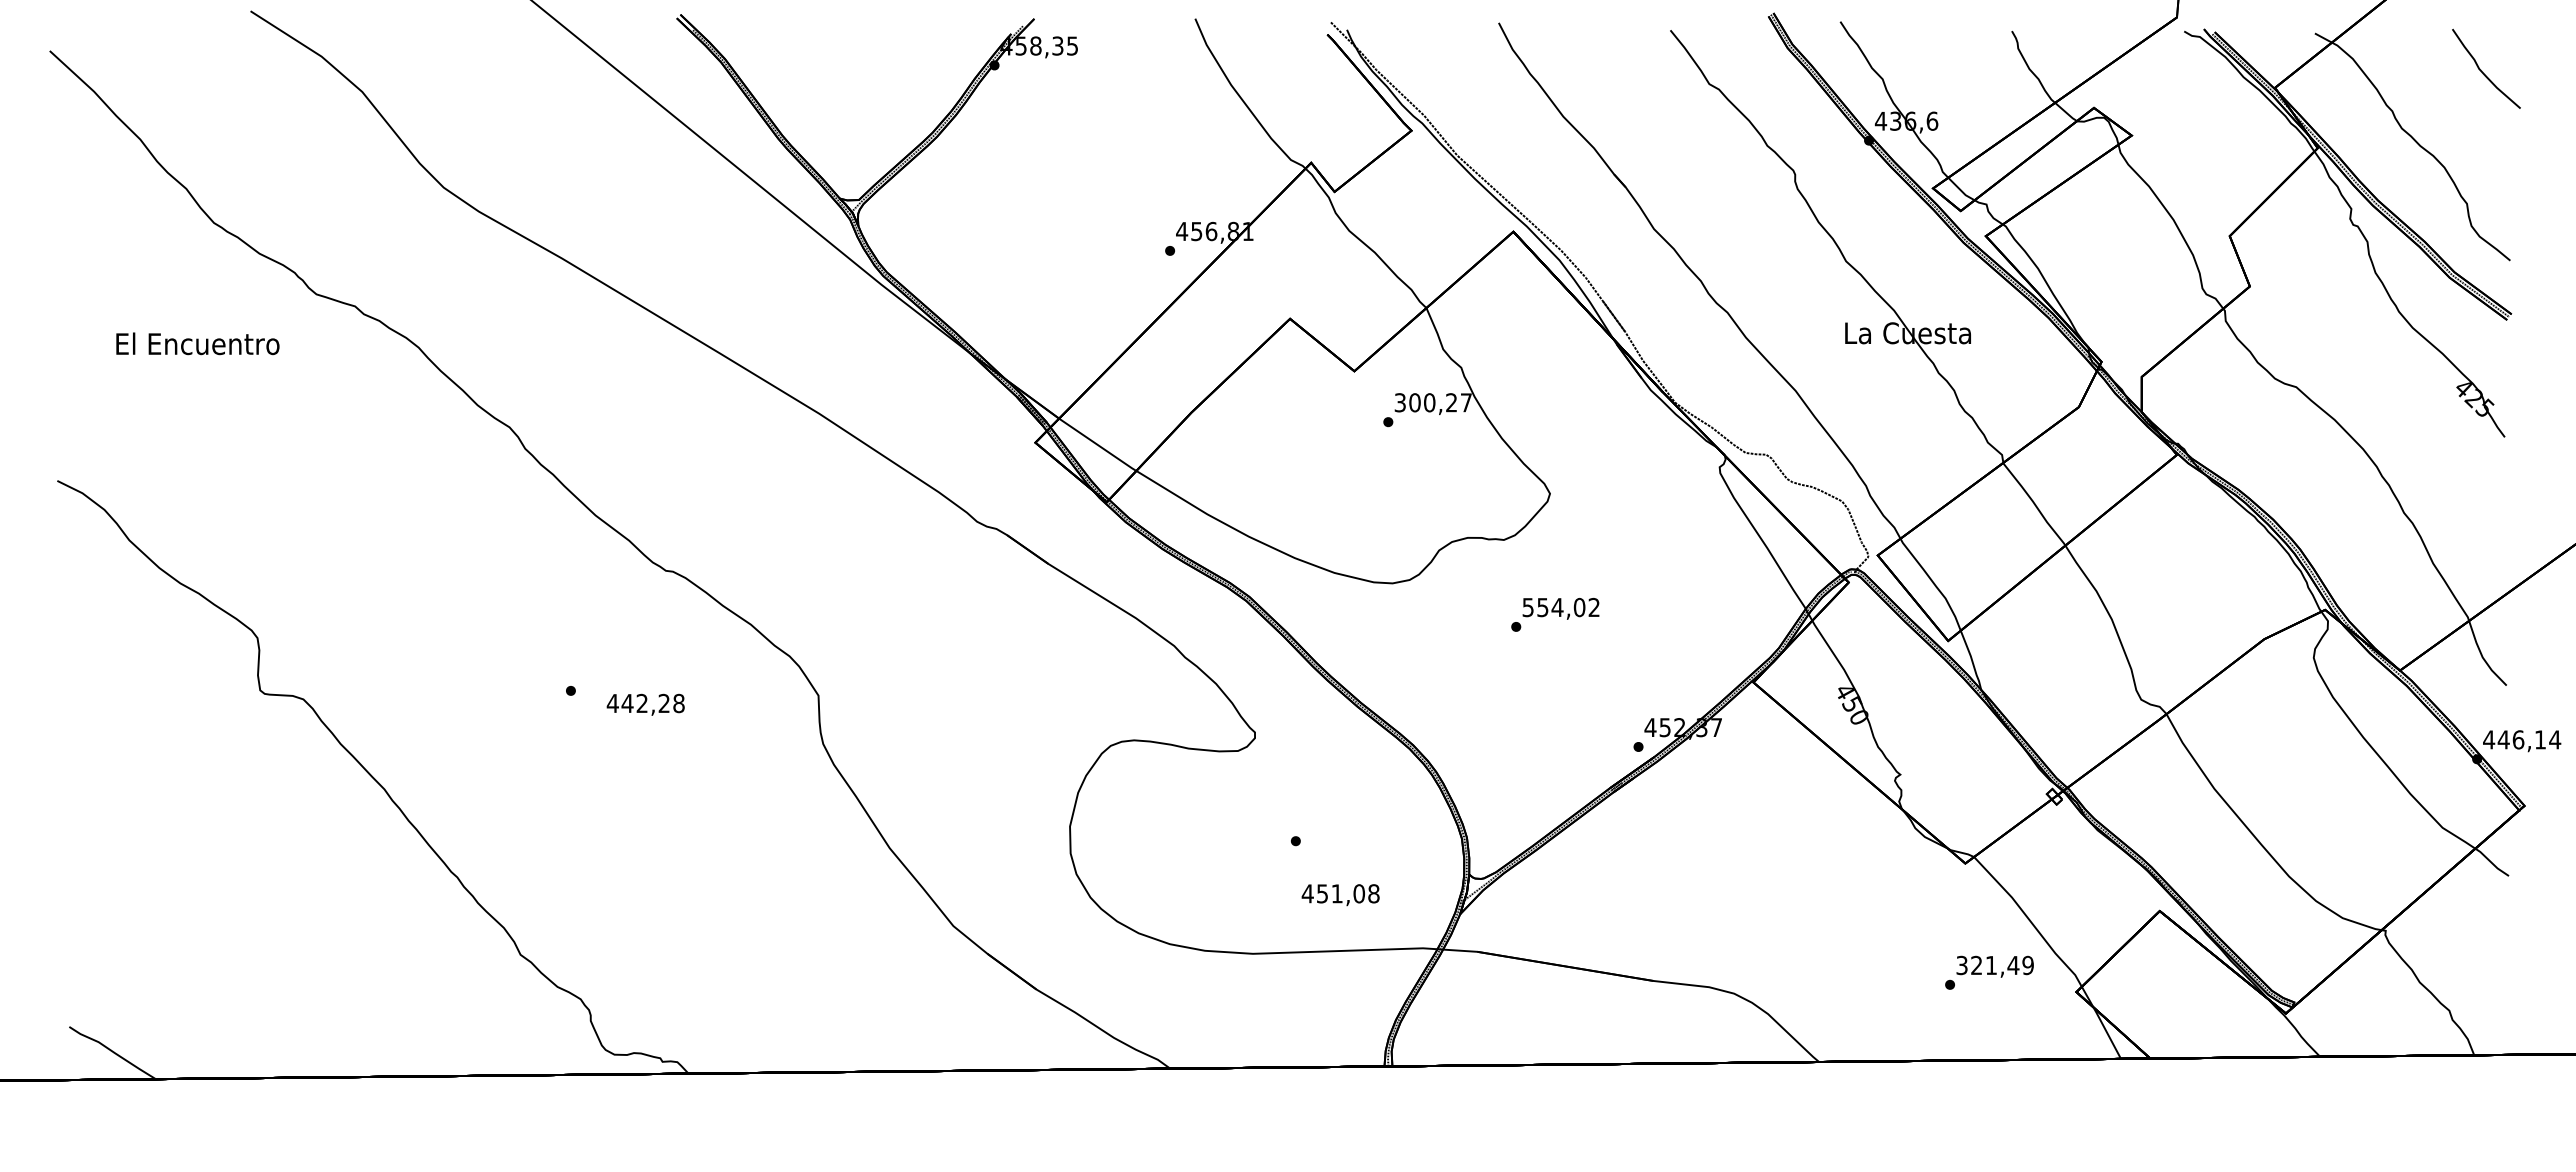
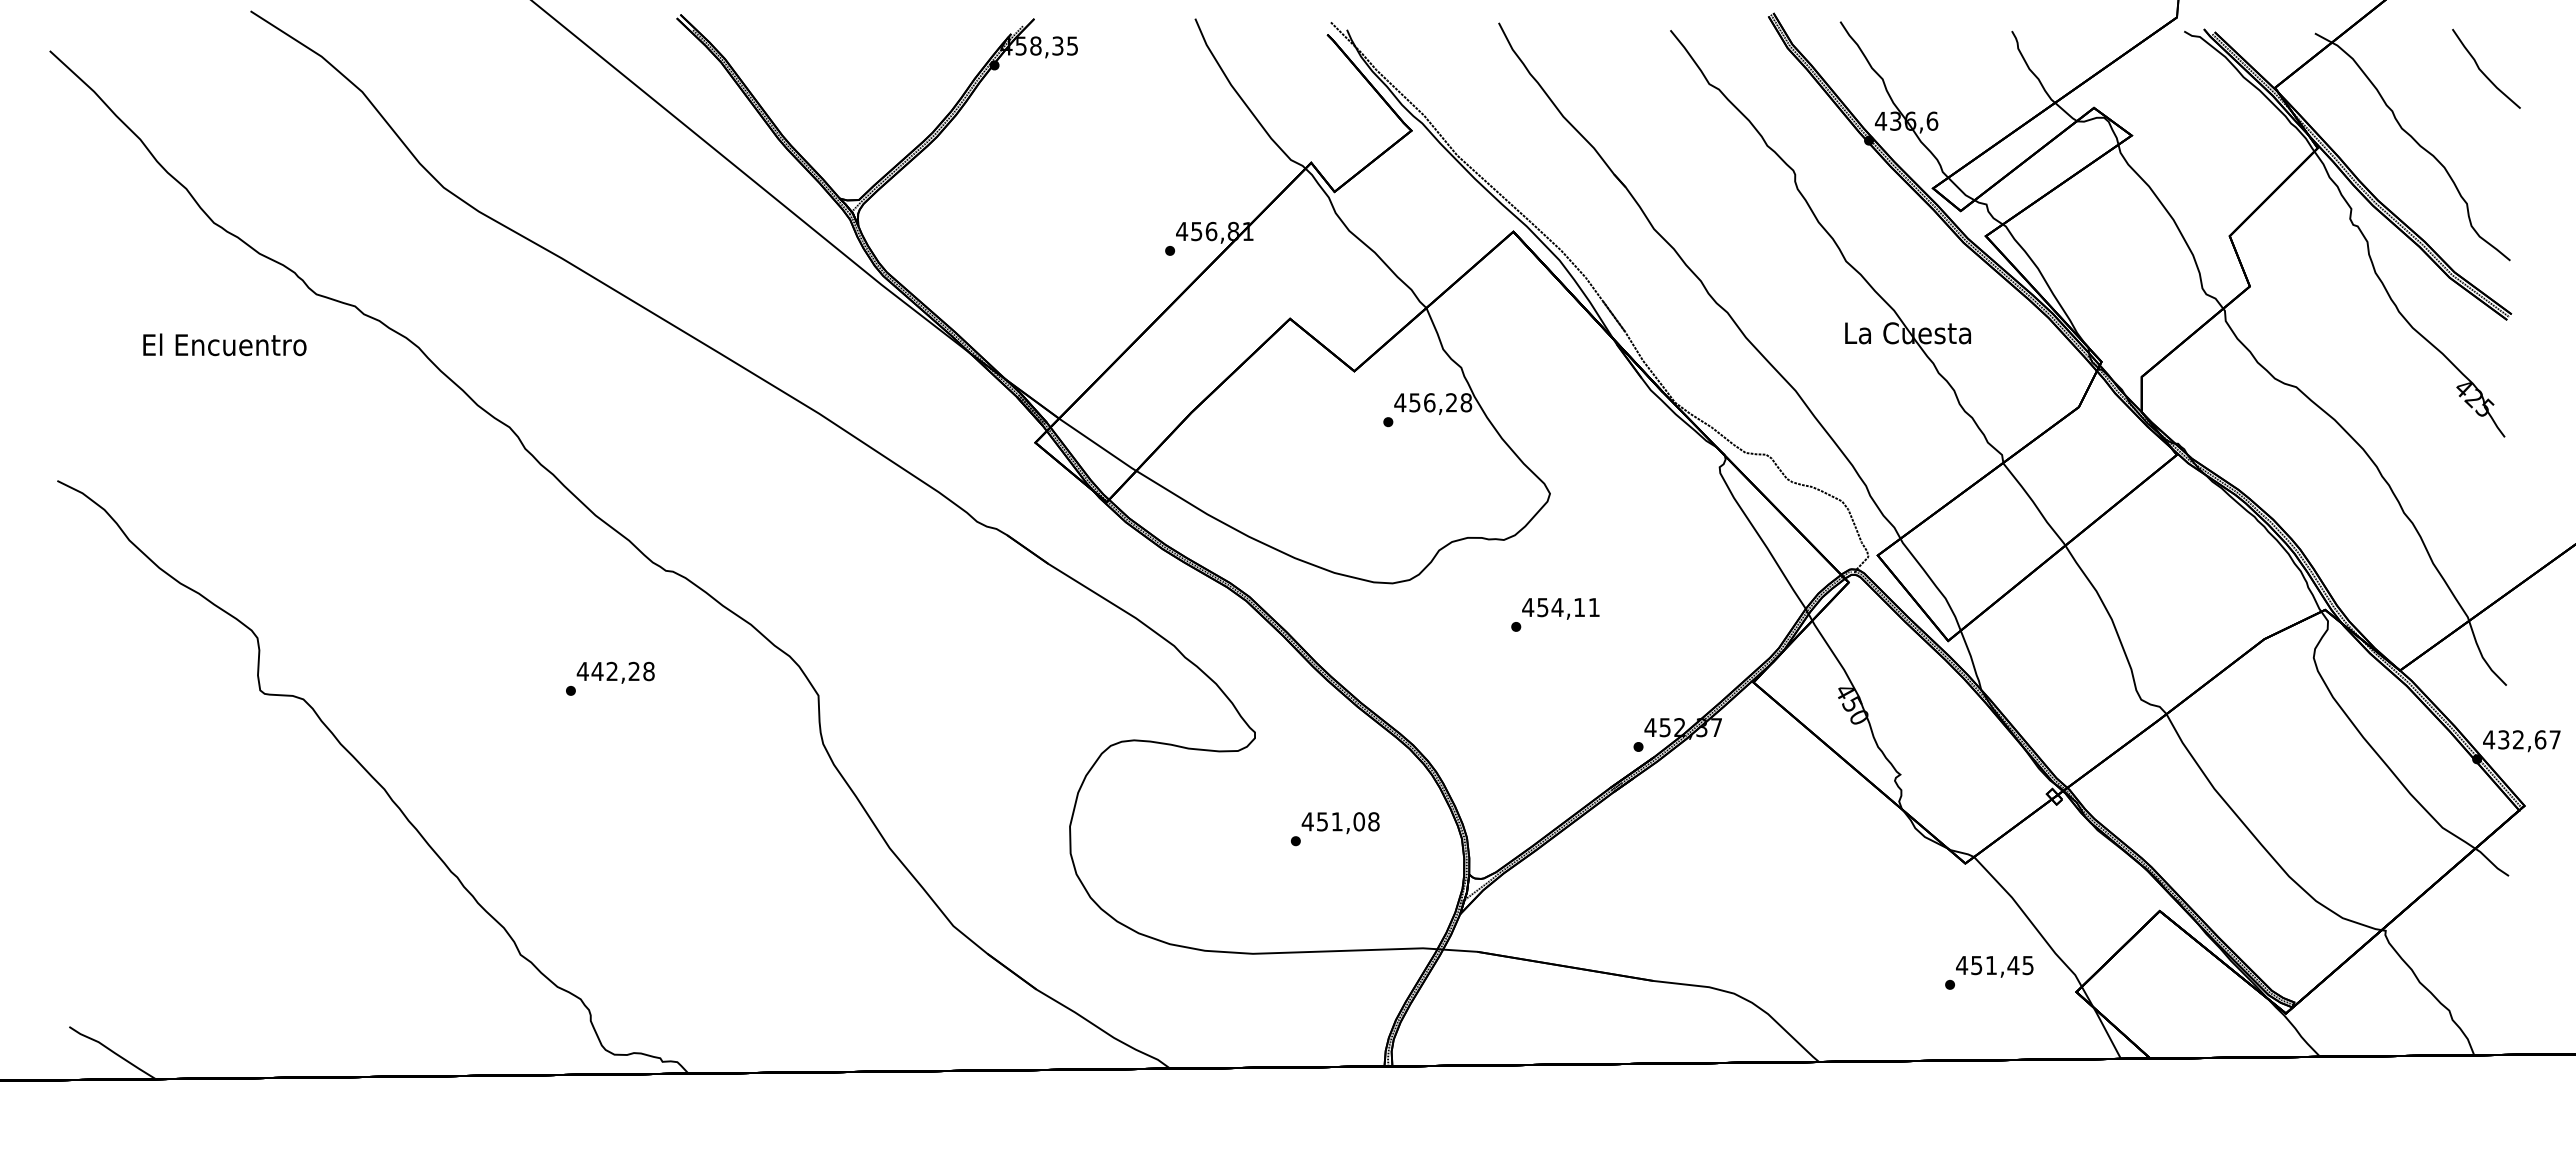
text position: (197, 343) -> (224, 344) (224, 344)
text: 300,27 -> 456,28 (1433, 402)
text: 554,02 -> 454,11 (1560, 607)
text position: (645, 704) -> (615, 672) (615, 672)
text: 446,14 -> 432,67 (2529, 739)
text position: (1340, 895) -> (1340, 823) (1340, 823)
text: 321,49 -> 451,45 (1994, 965)
